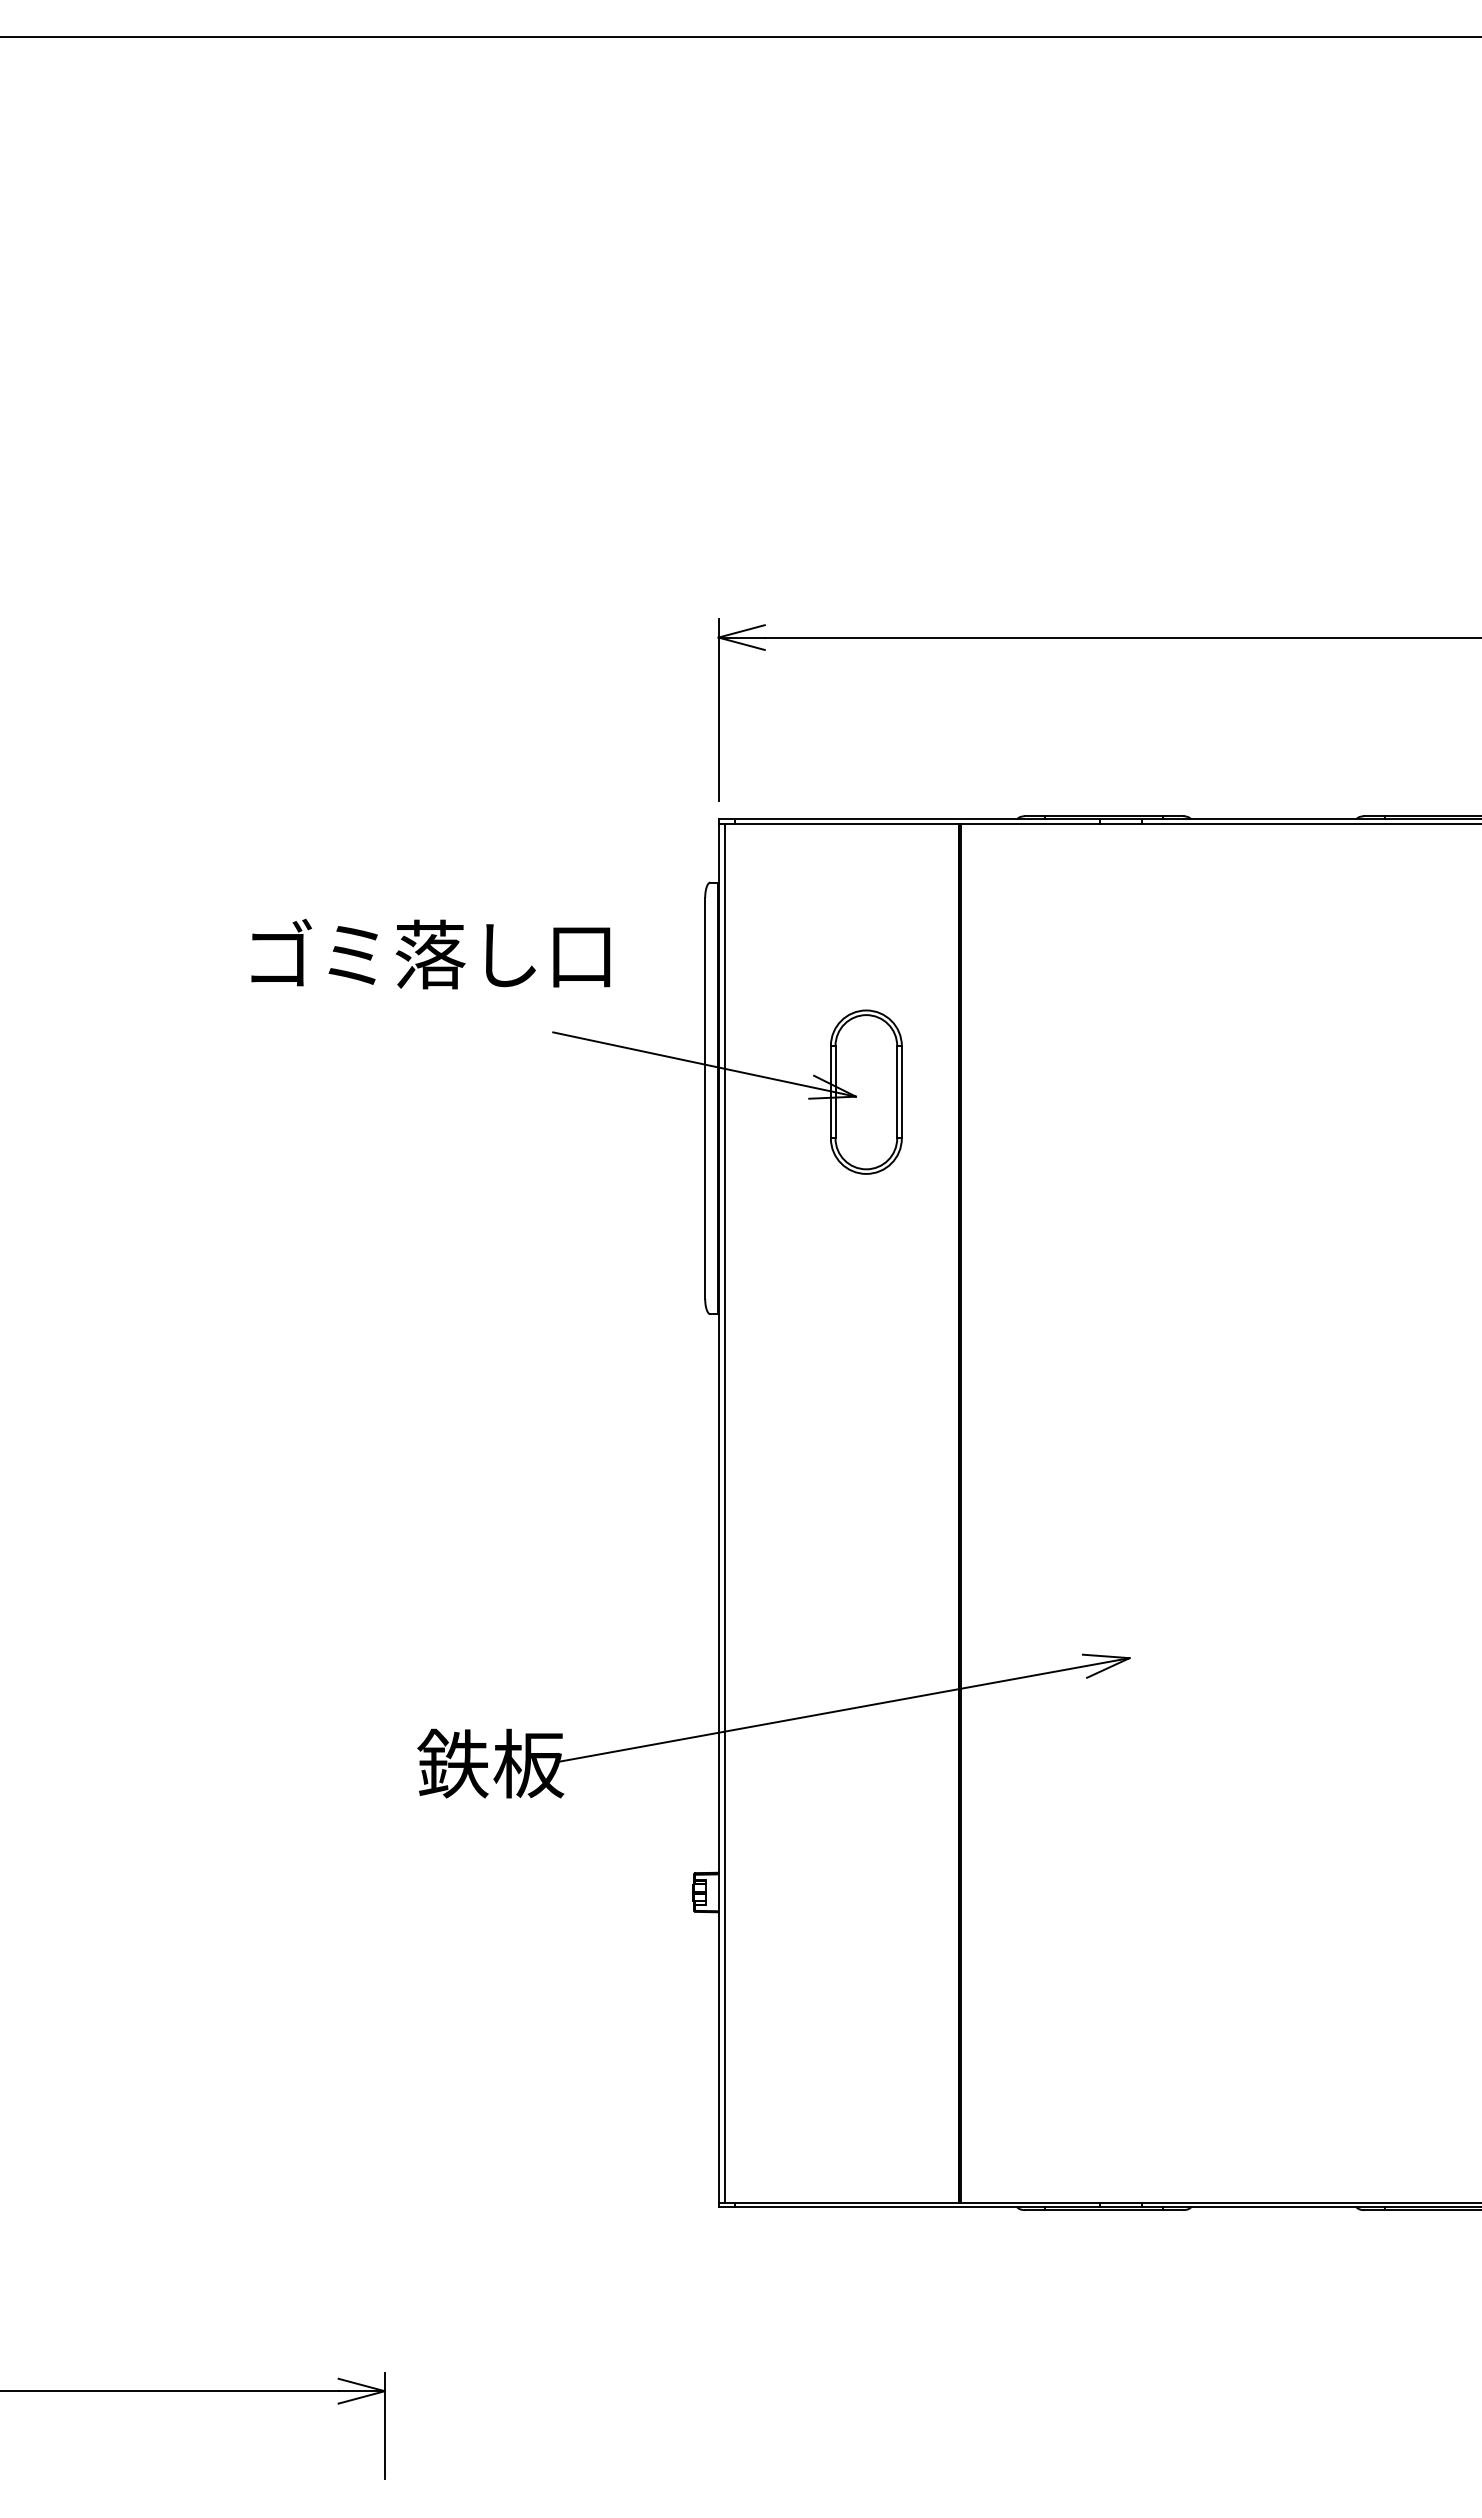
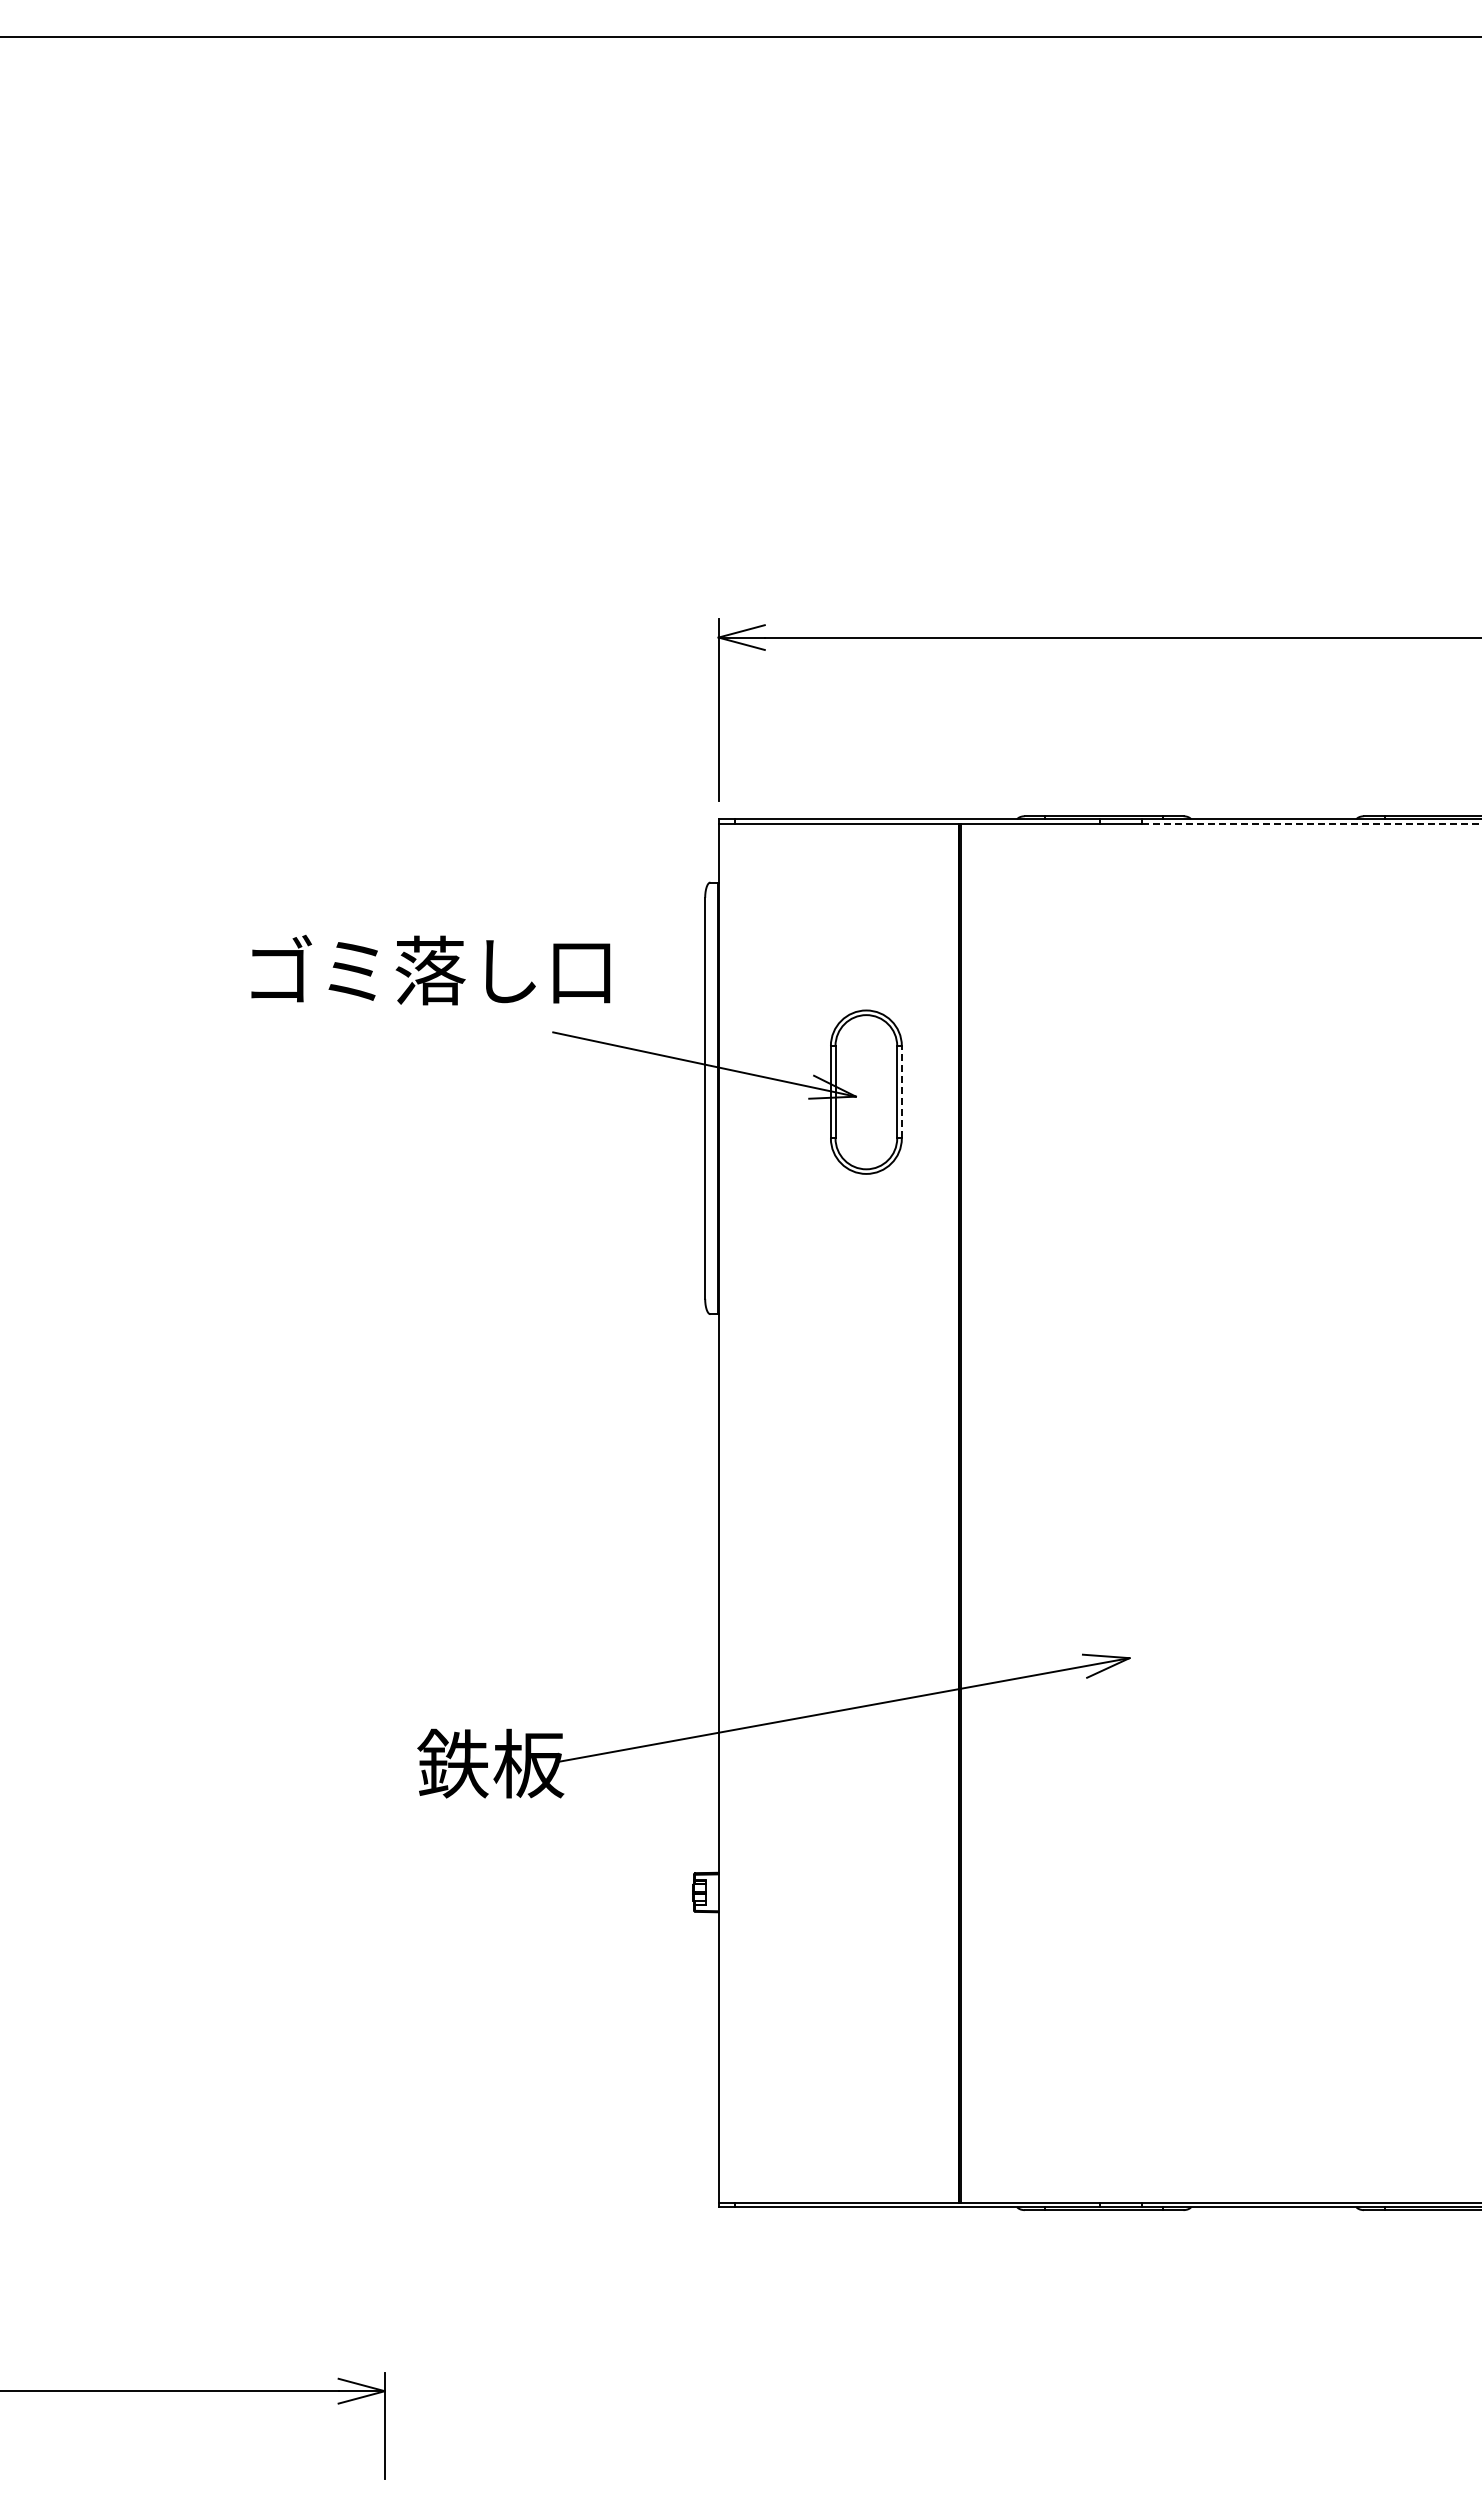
line: solid -> dashed (1311, 823)
text position: (430, 953) -> (430, 969) (430, 969)
line: solid -> dashed (901, 1091)
line: present -> none (725, 1512)
